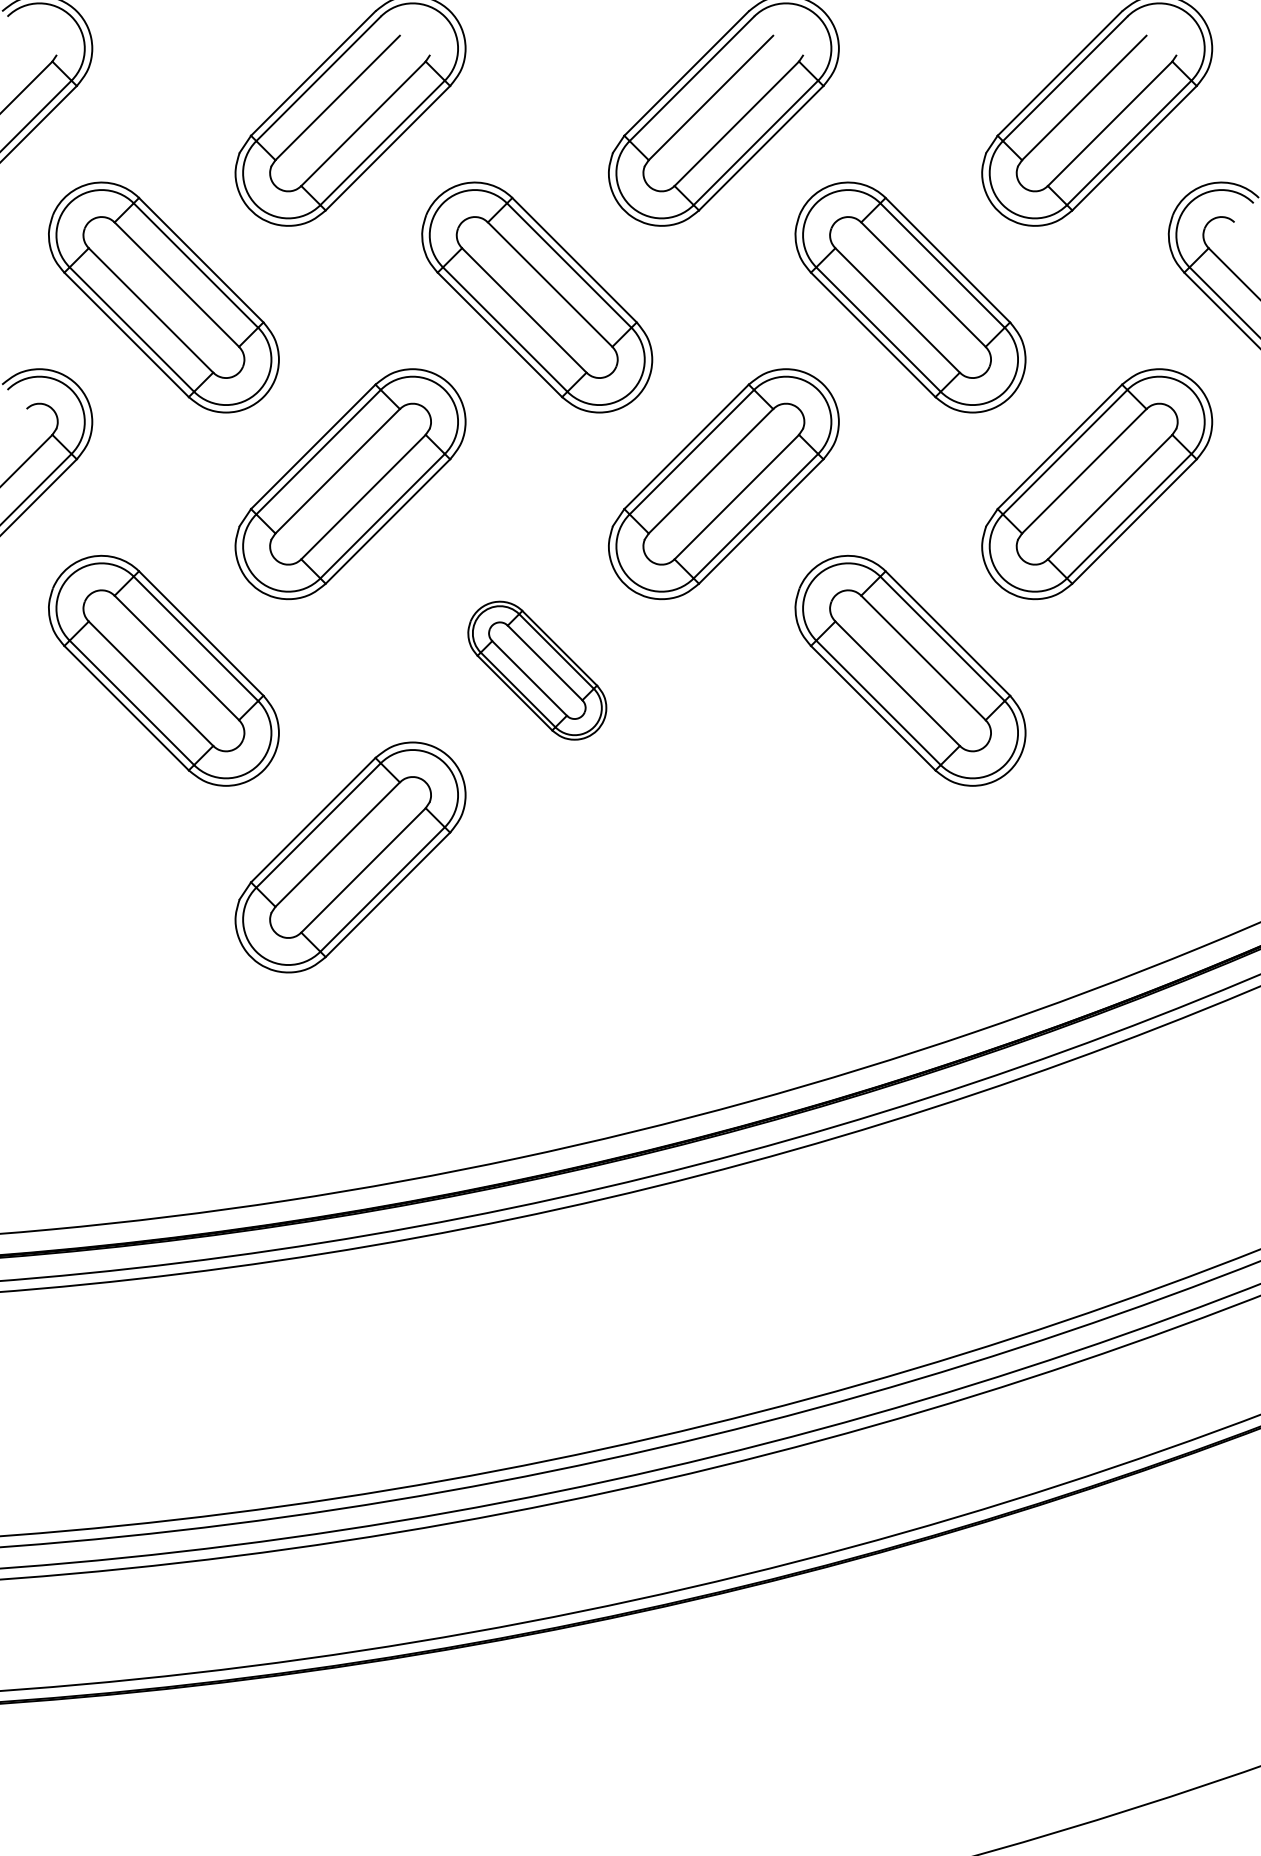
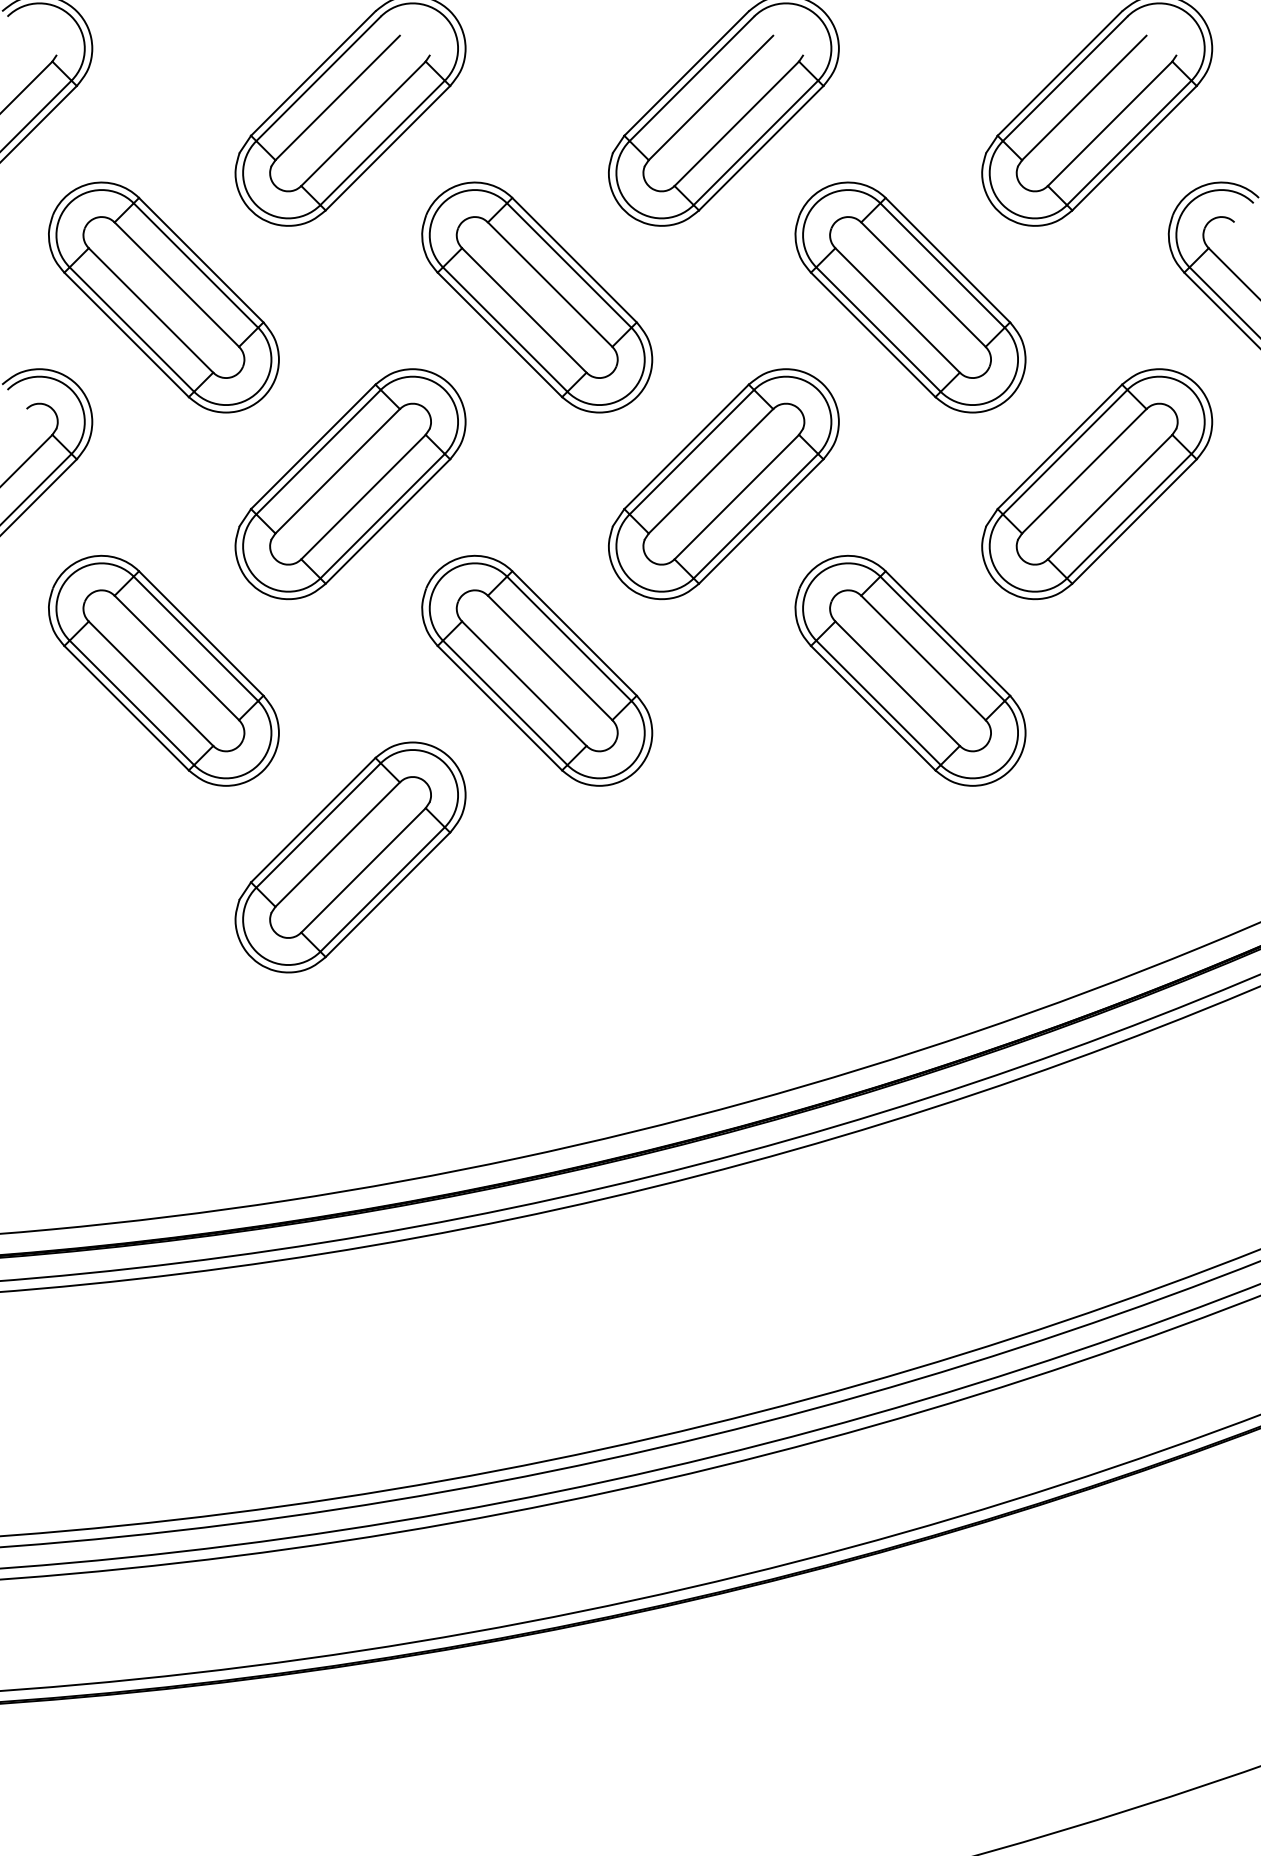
part size: 141x141 px -> 233x233 px (537, 670)
